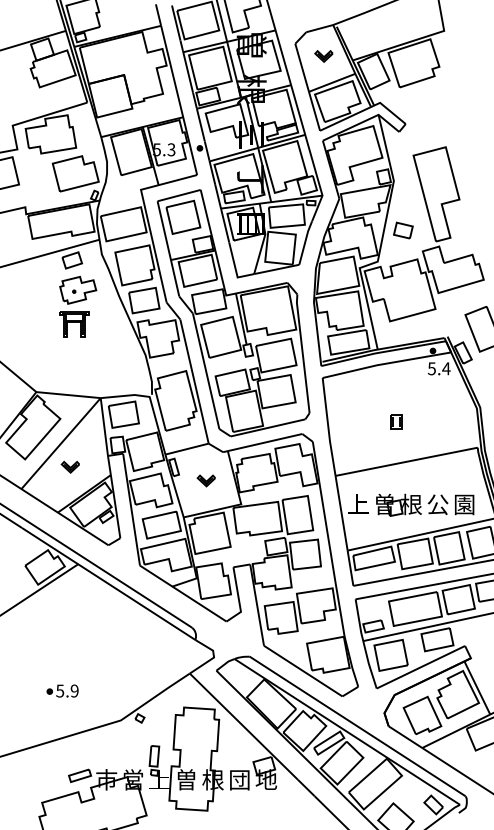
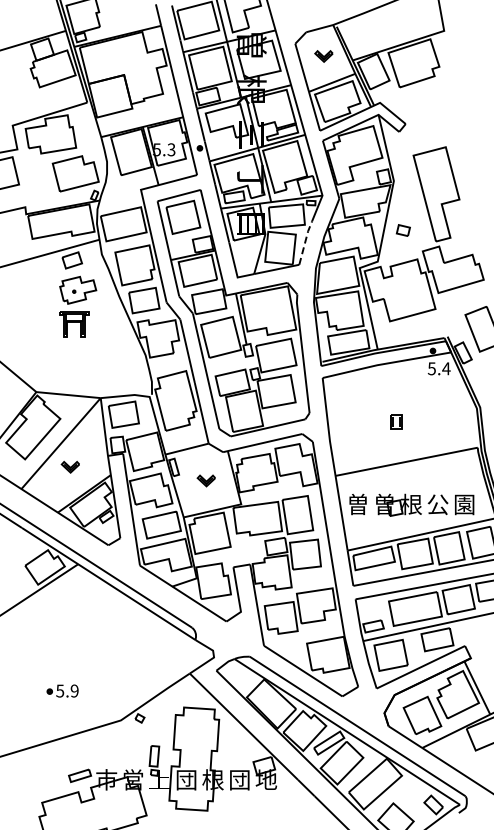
part size: 21x19 px -> 16x13 px (402, 230)
line: solid -> dashed (305, 241)
text: 上 -> 曽 (358, 504)
text: 曽 -> 団 (186, 779)
